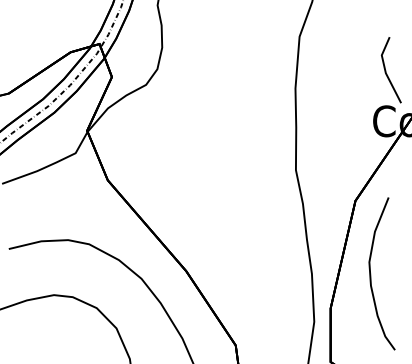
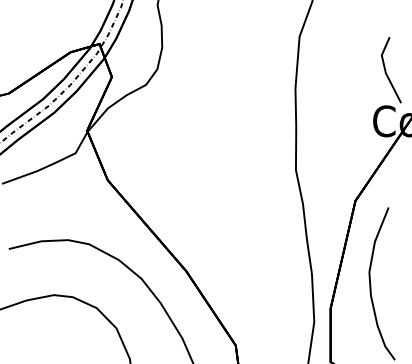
curve position: (371, 273) -> (371, 283) (371, 283)
